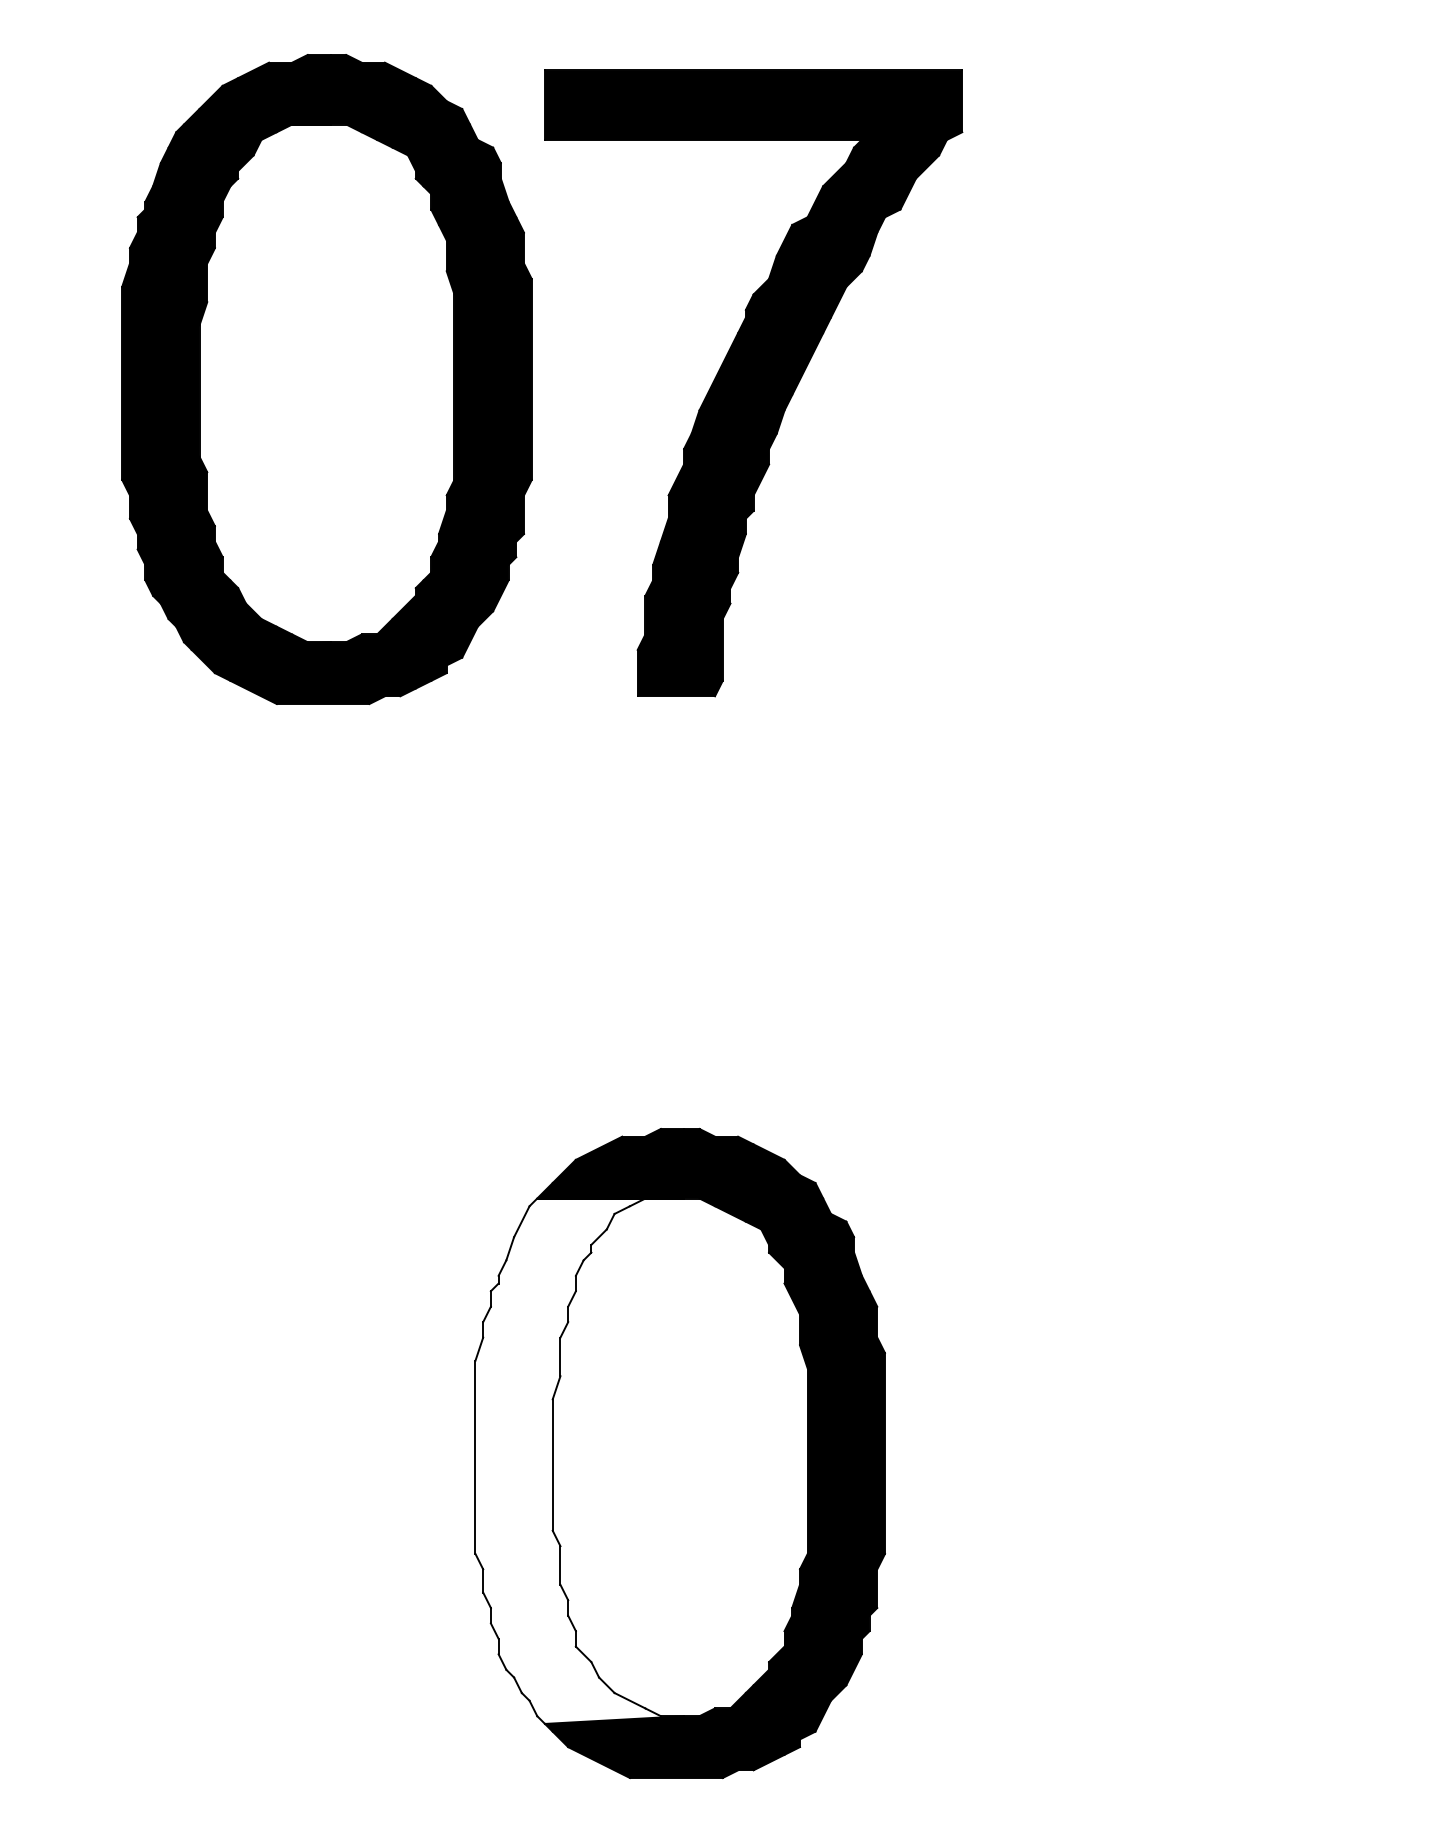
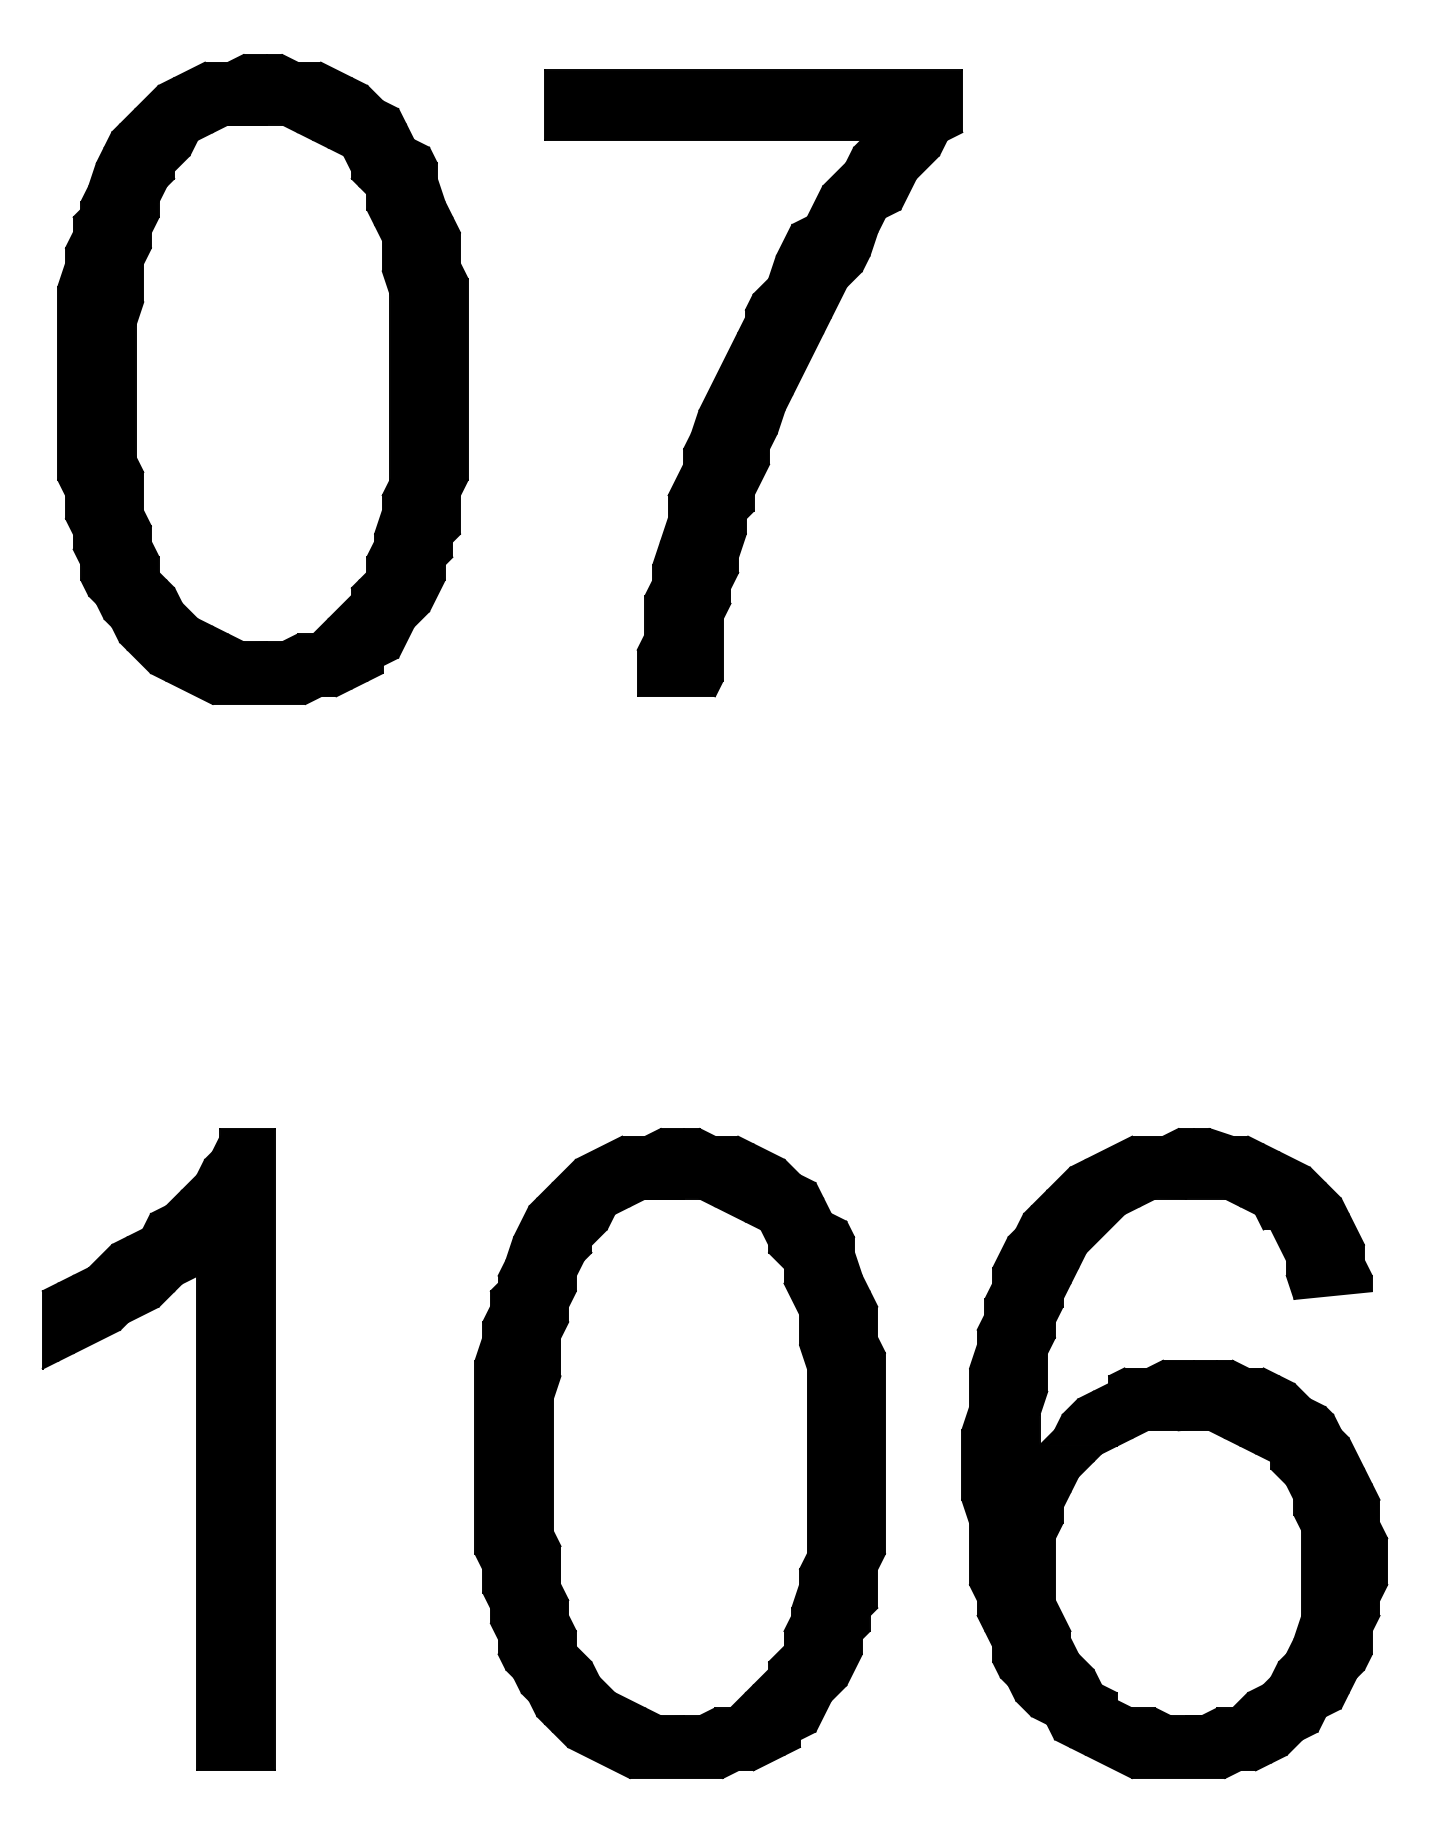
part position: (326, 379) -> (262, 379) (262, 379)
part: none -> present (196, 1449)
part: none -> present (1174, 1453)
fill: none -> present (579, 1460)
